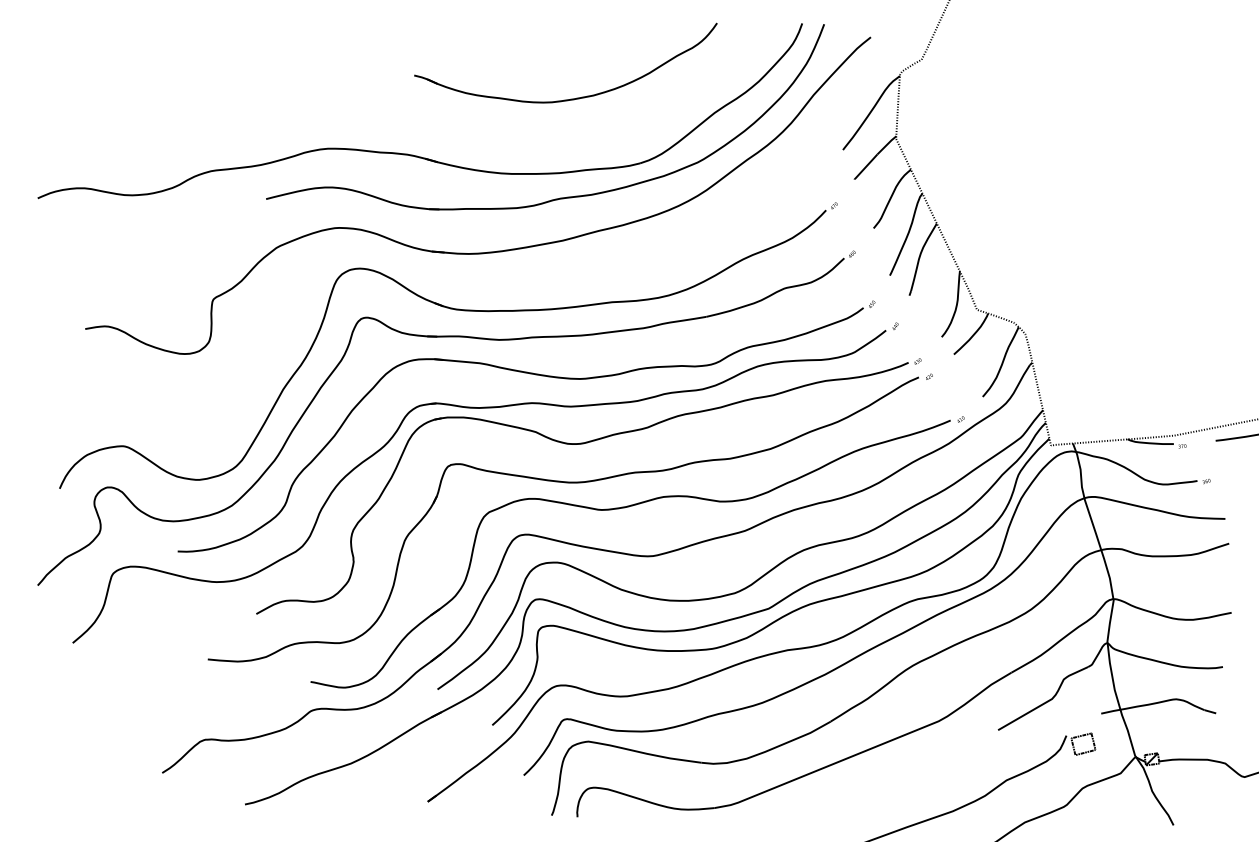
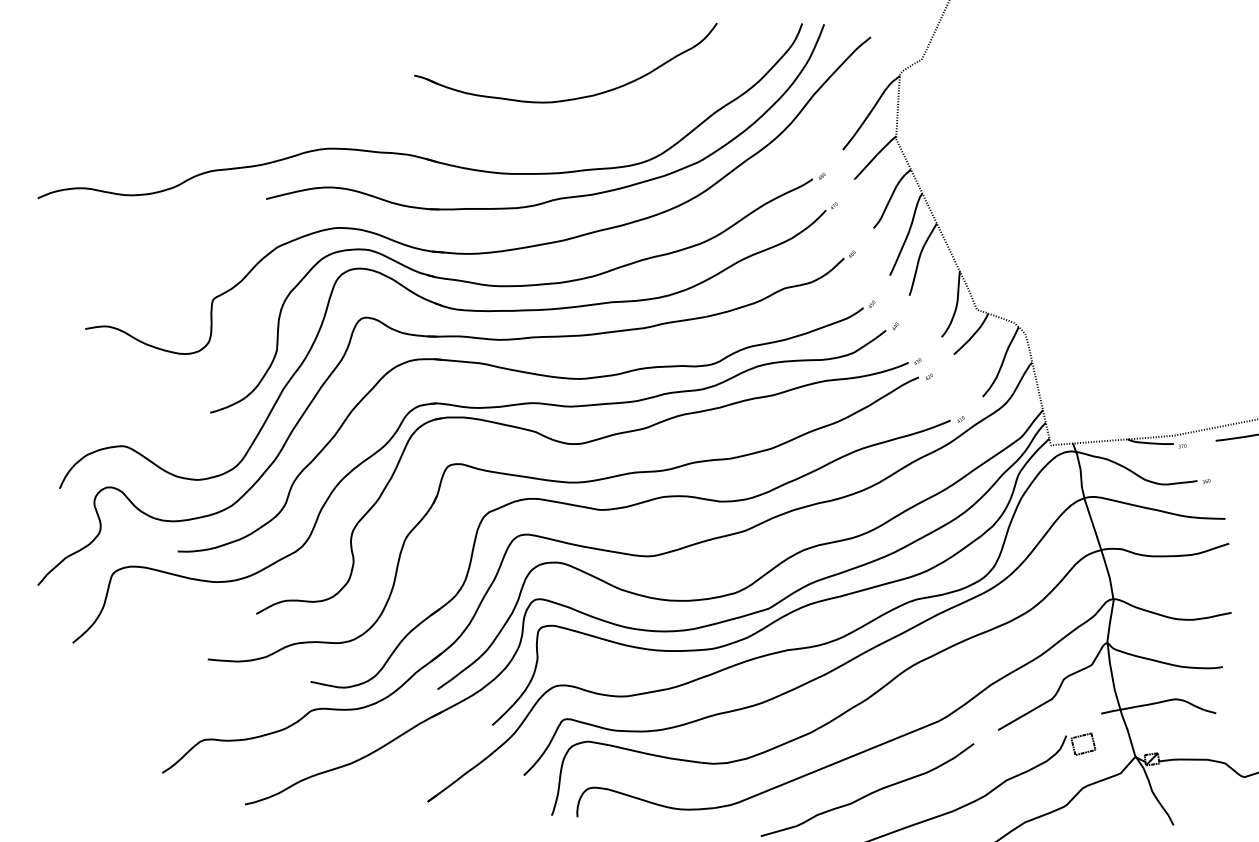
part: none -> present (517, 292)
curve: none -> present (868, 793)
